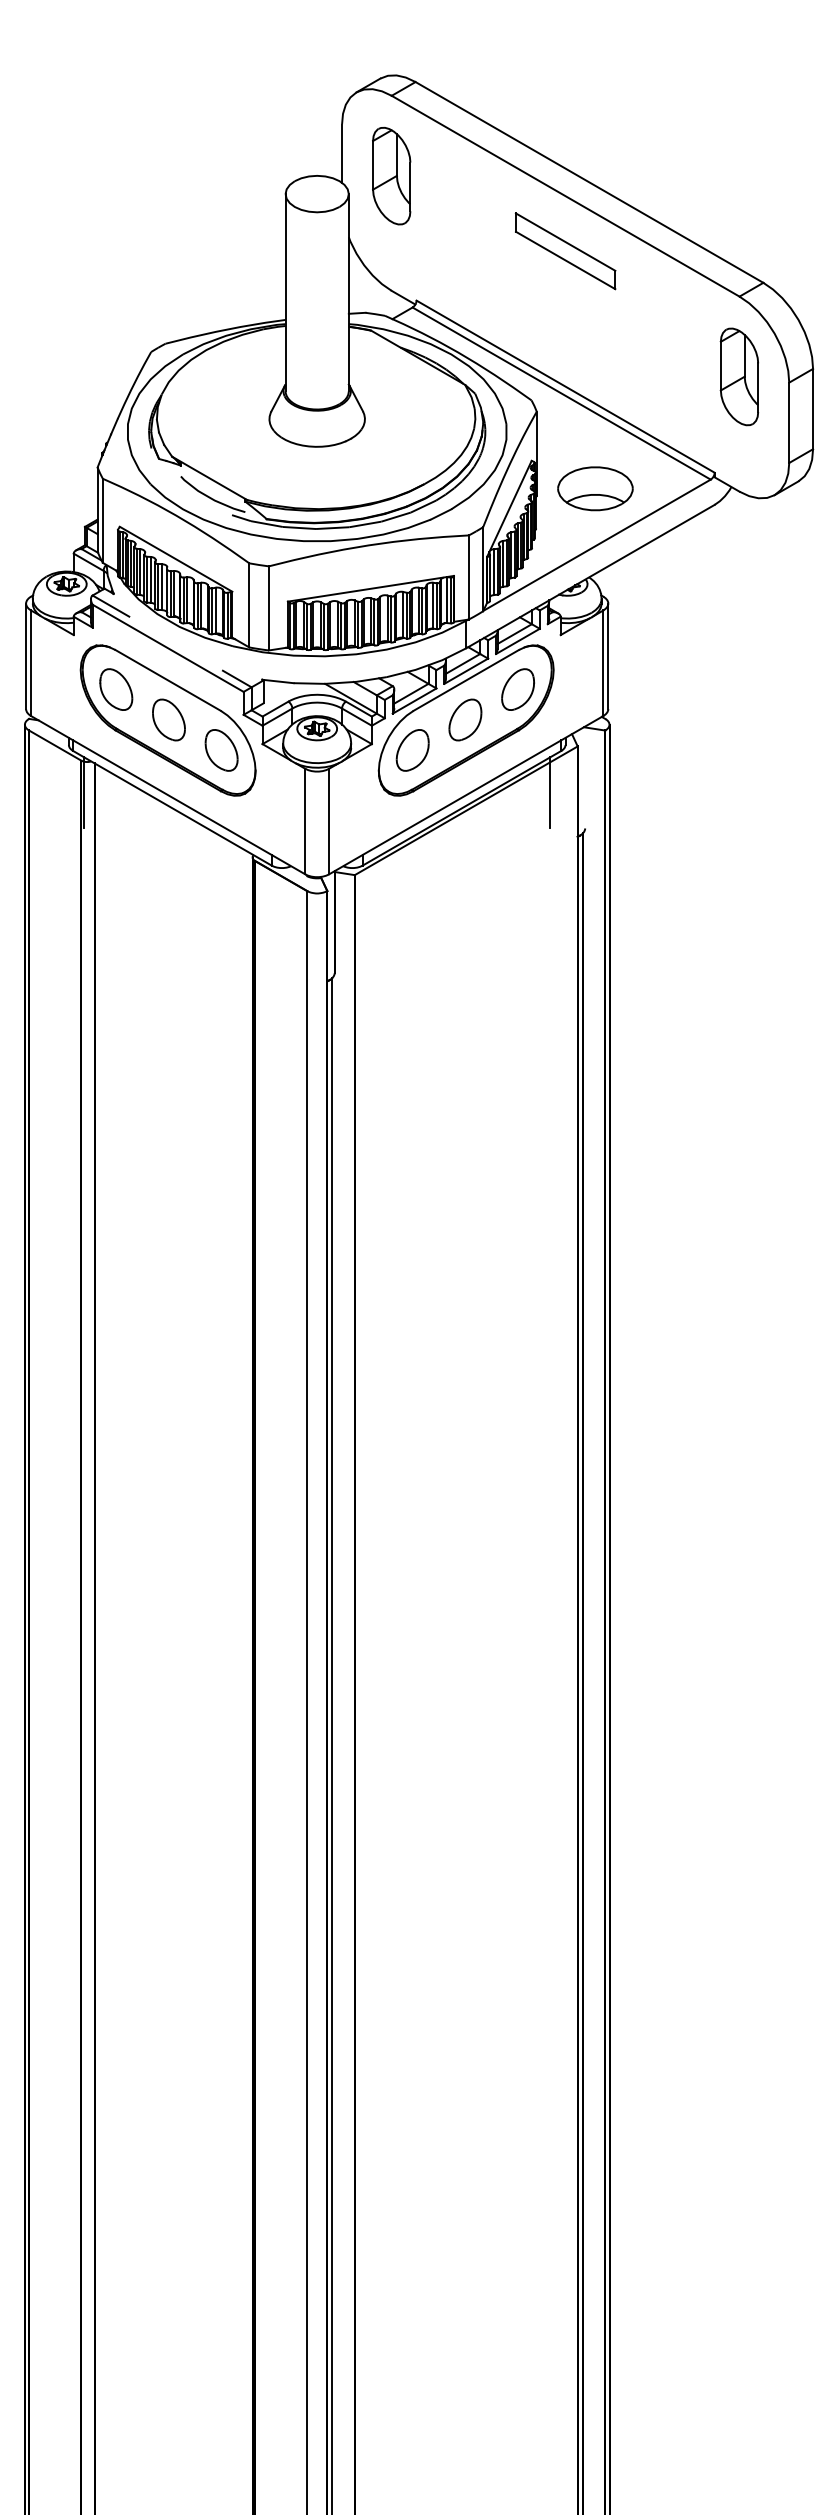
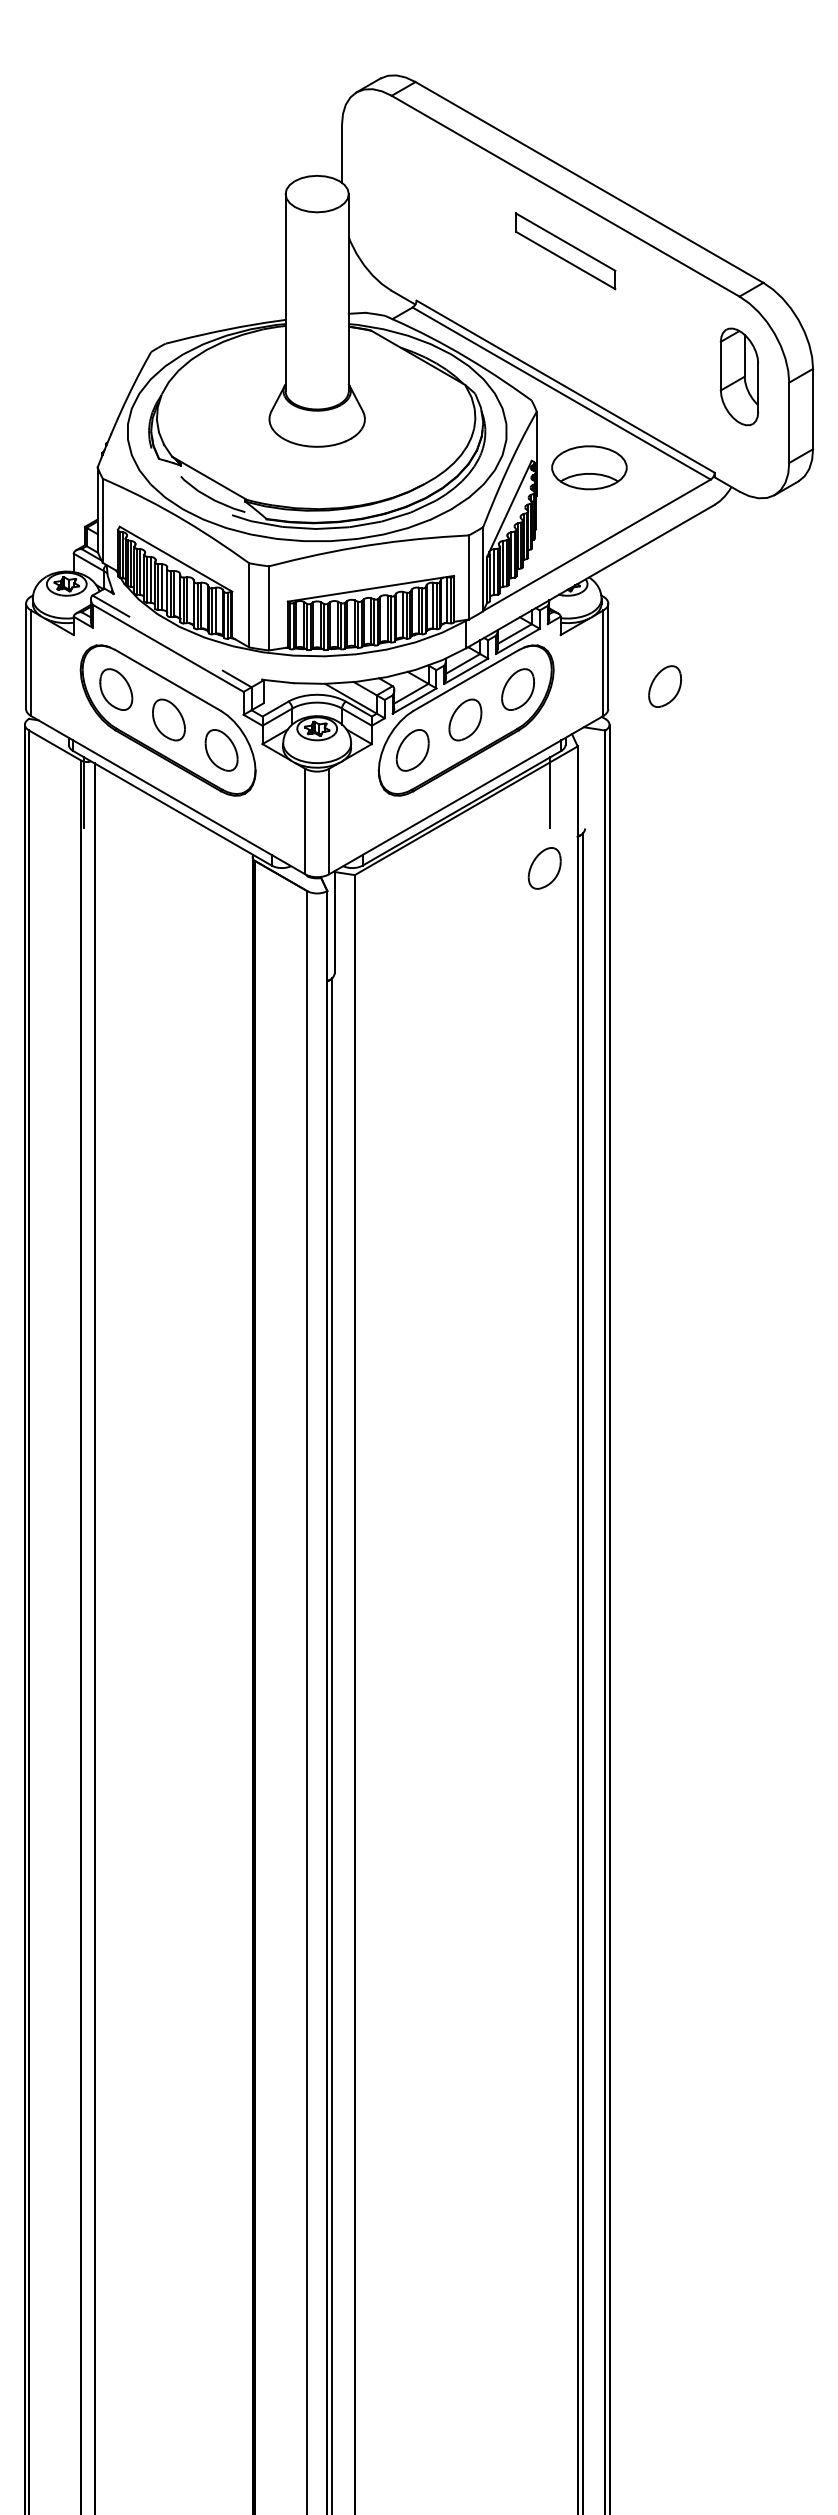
part: present -> none (391, 175)
part position: (595, 488) -> (589, 467) (589, 467)
part: none -> present (664, 686)
part: none -> present (544, 868)
